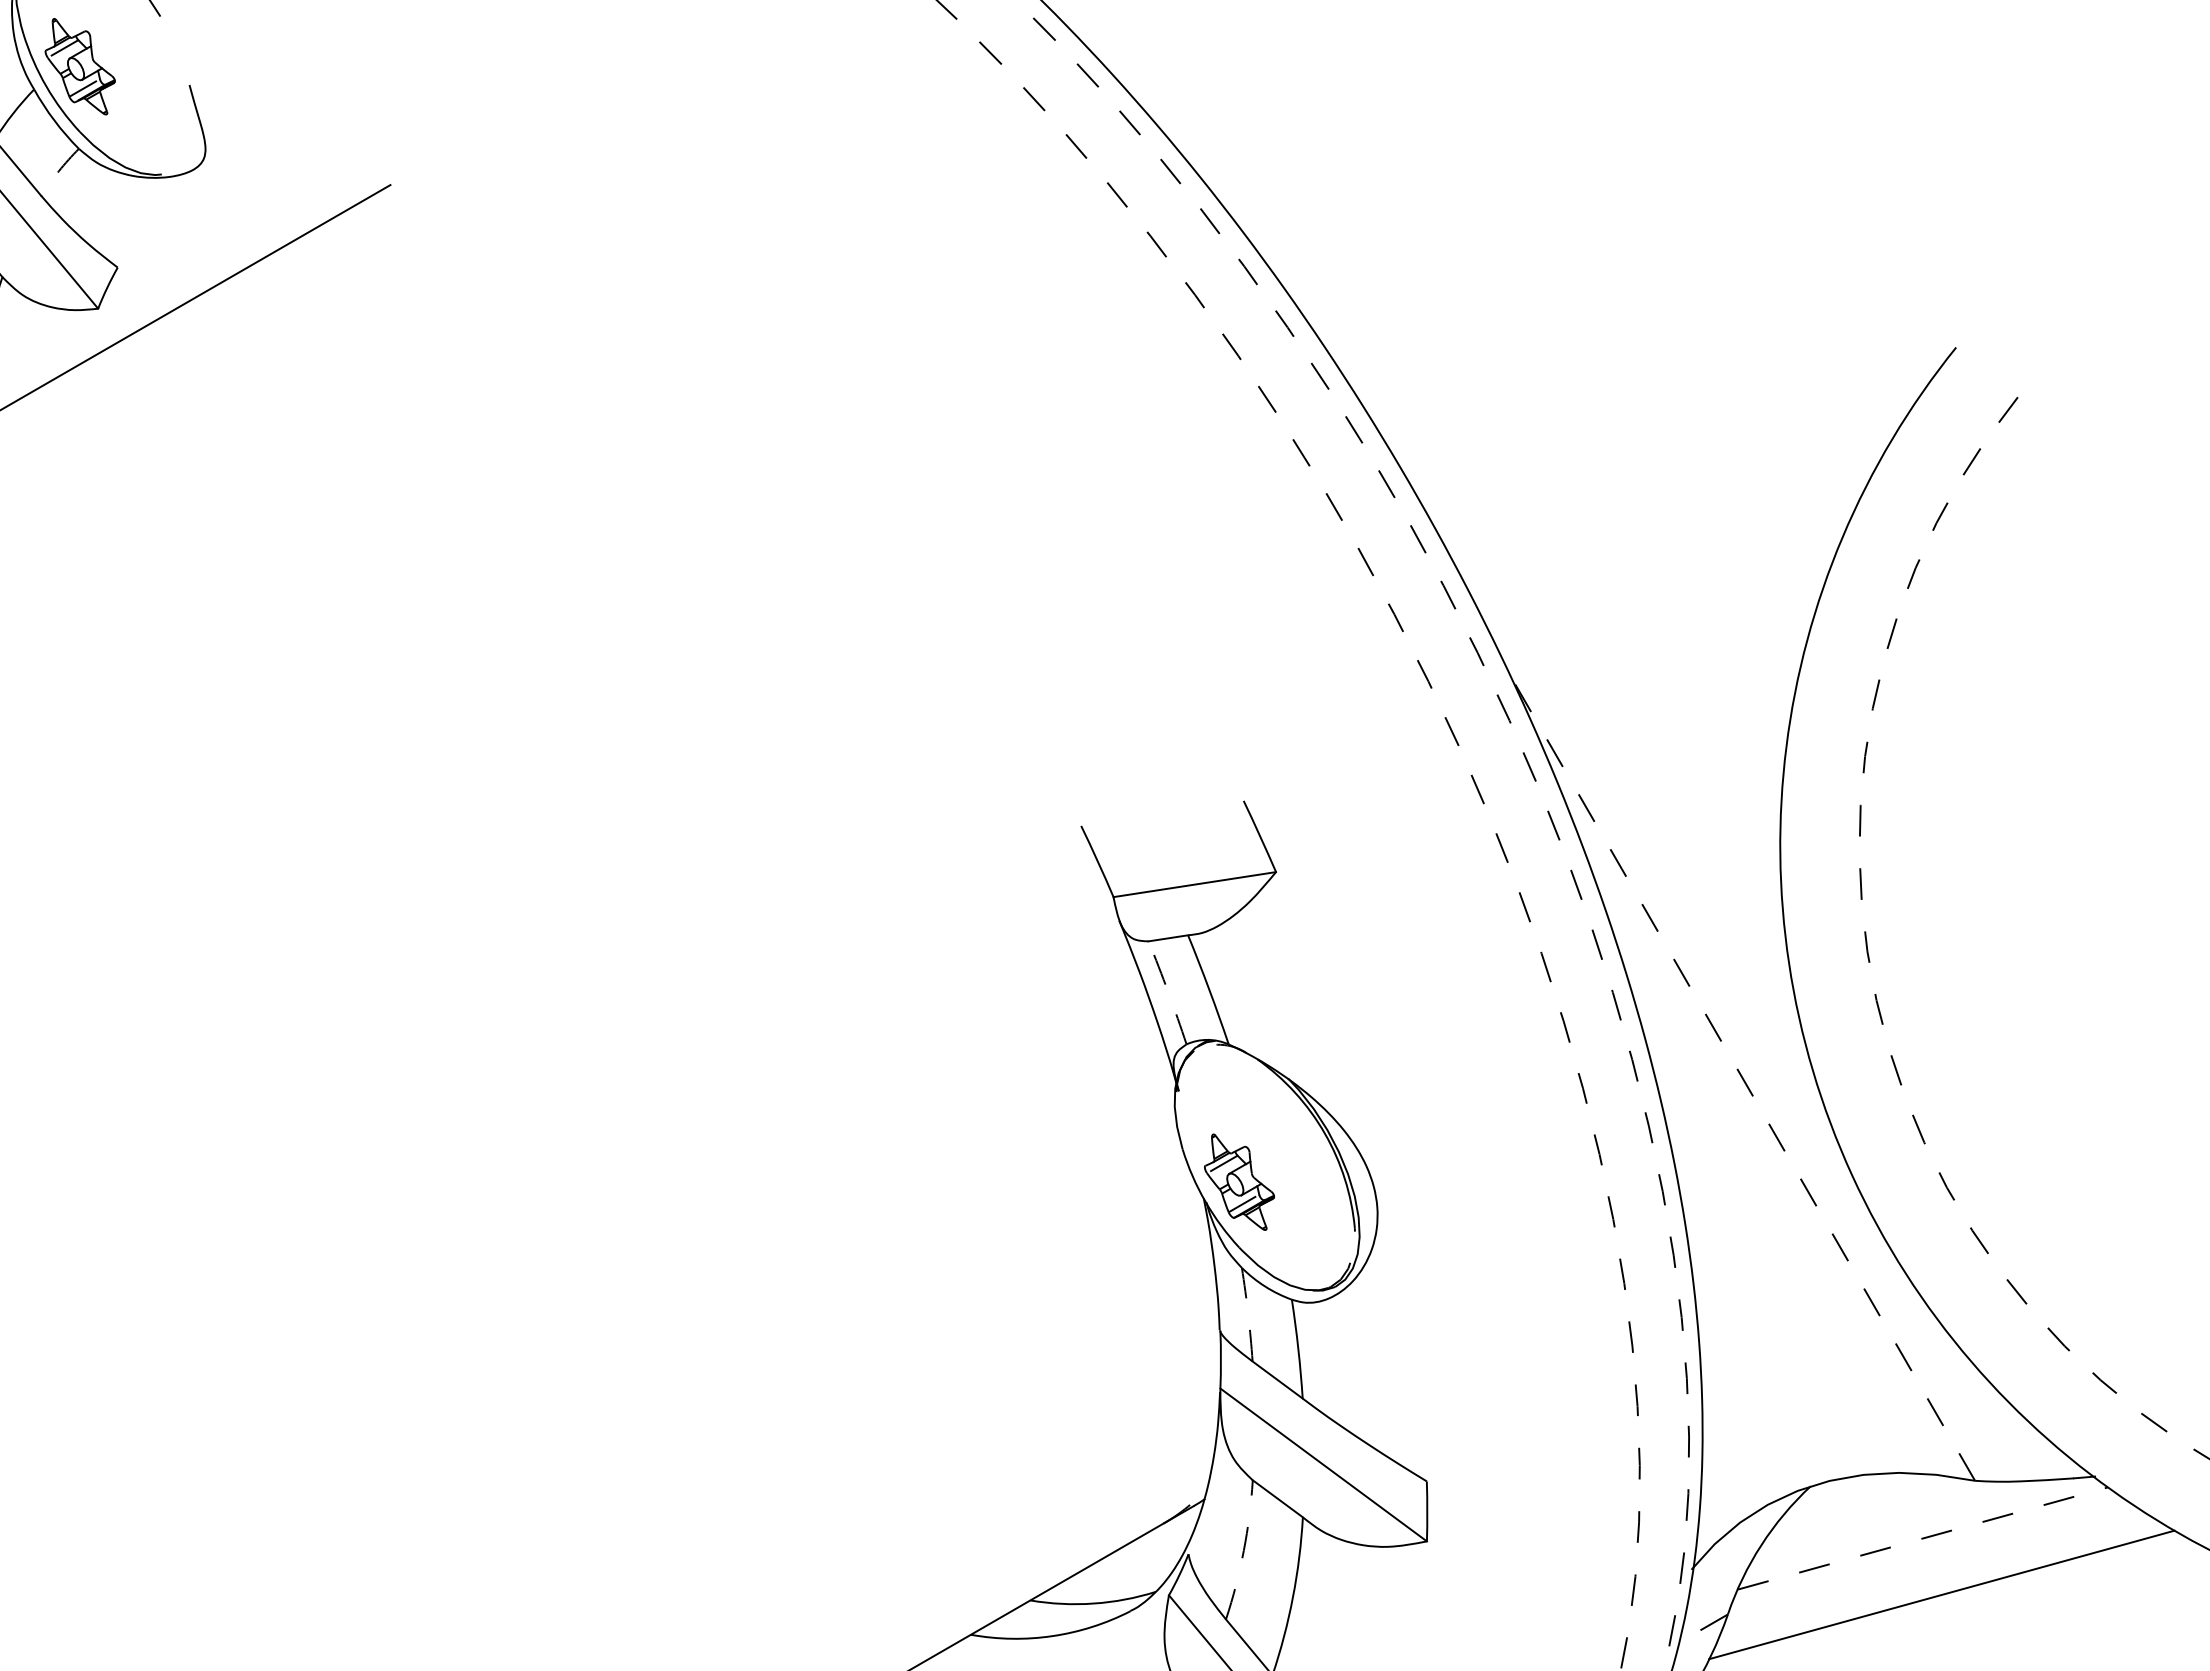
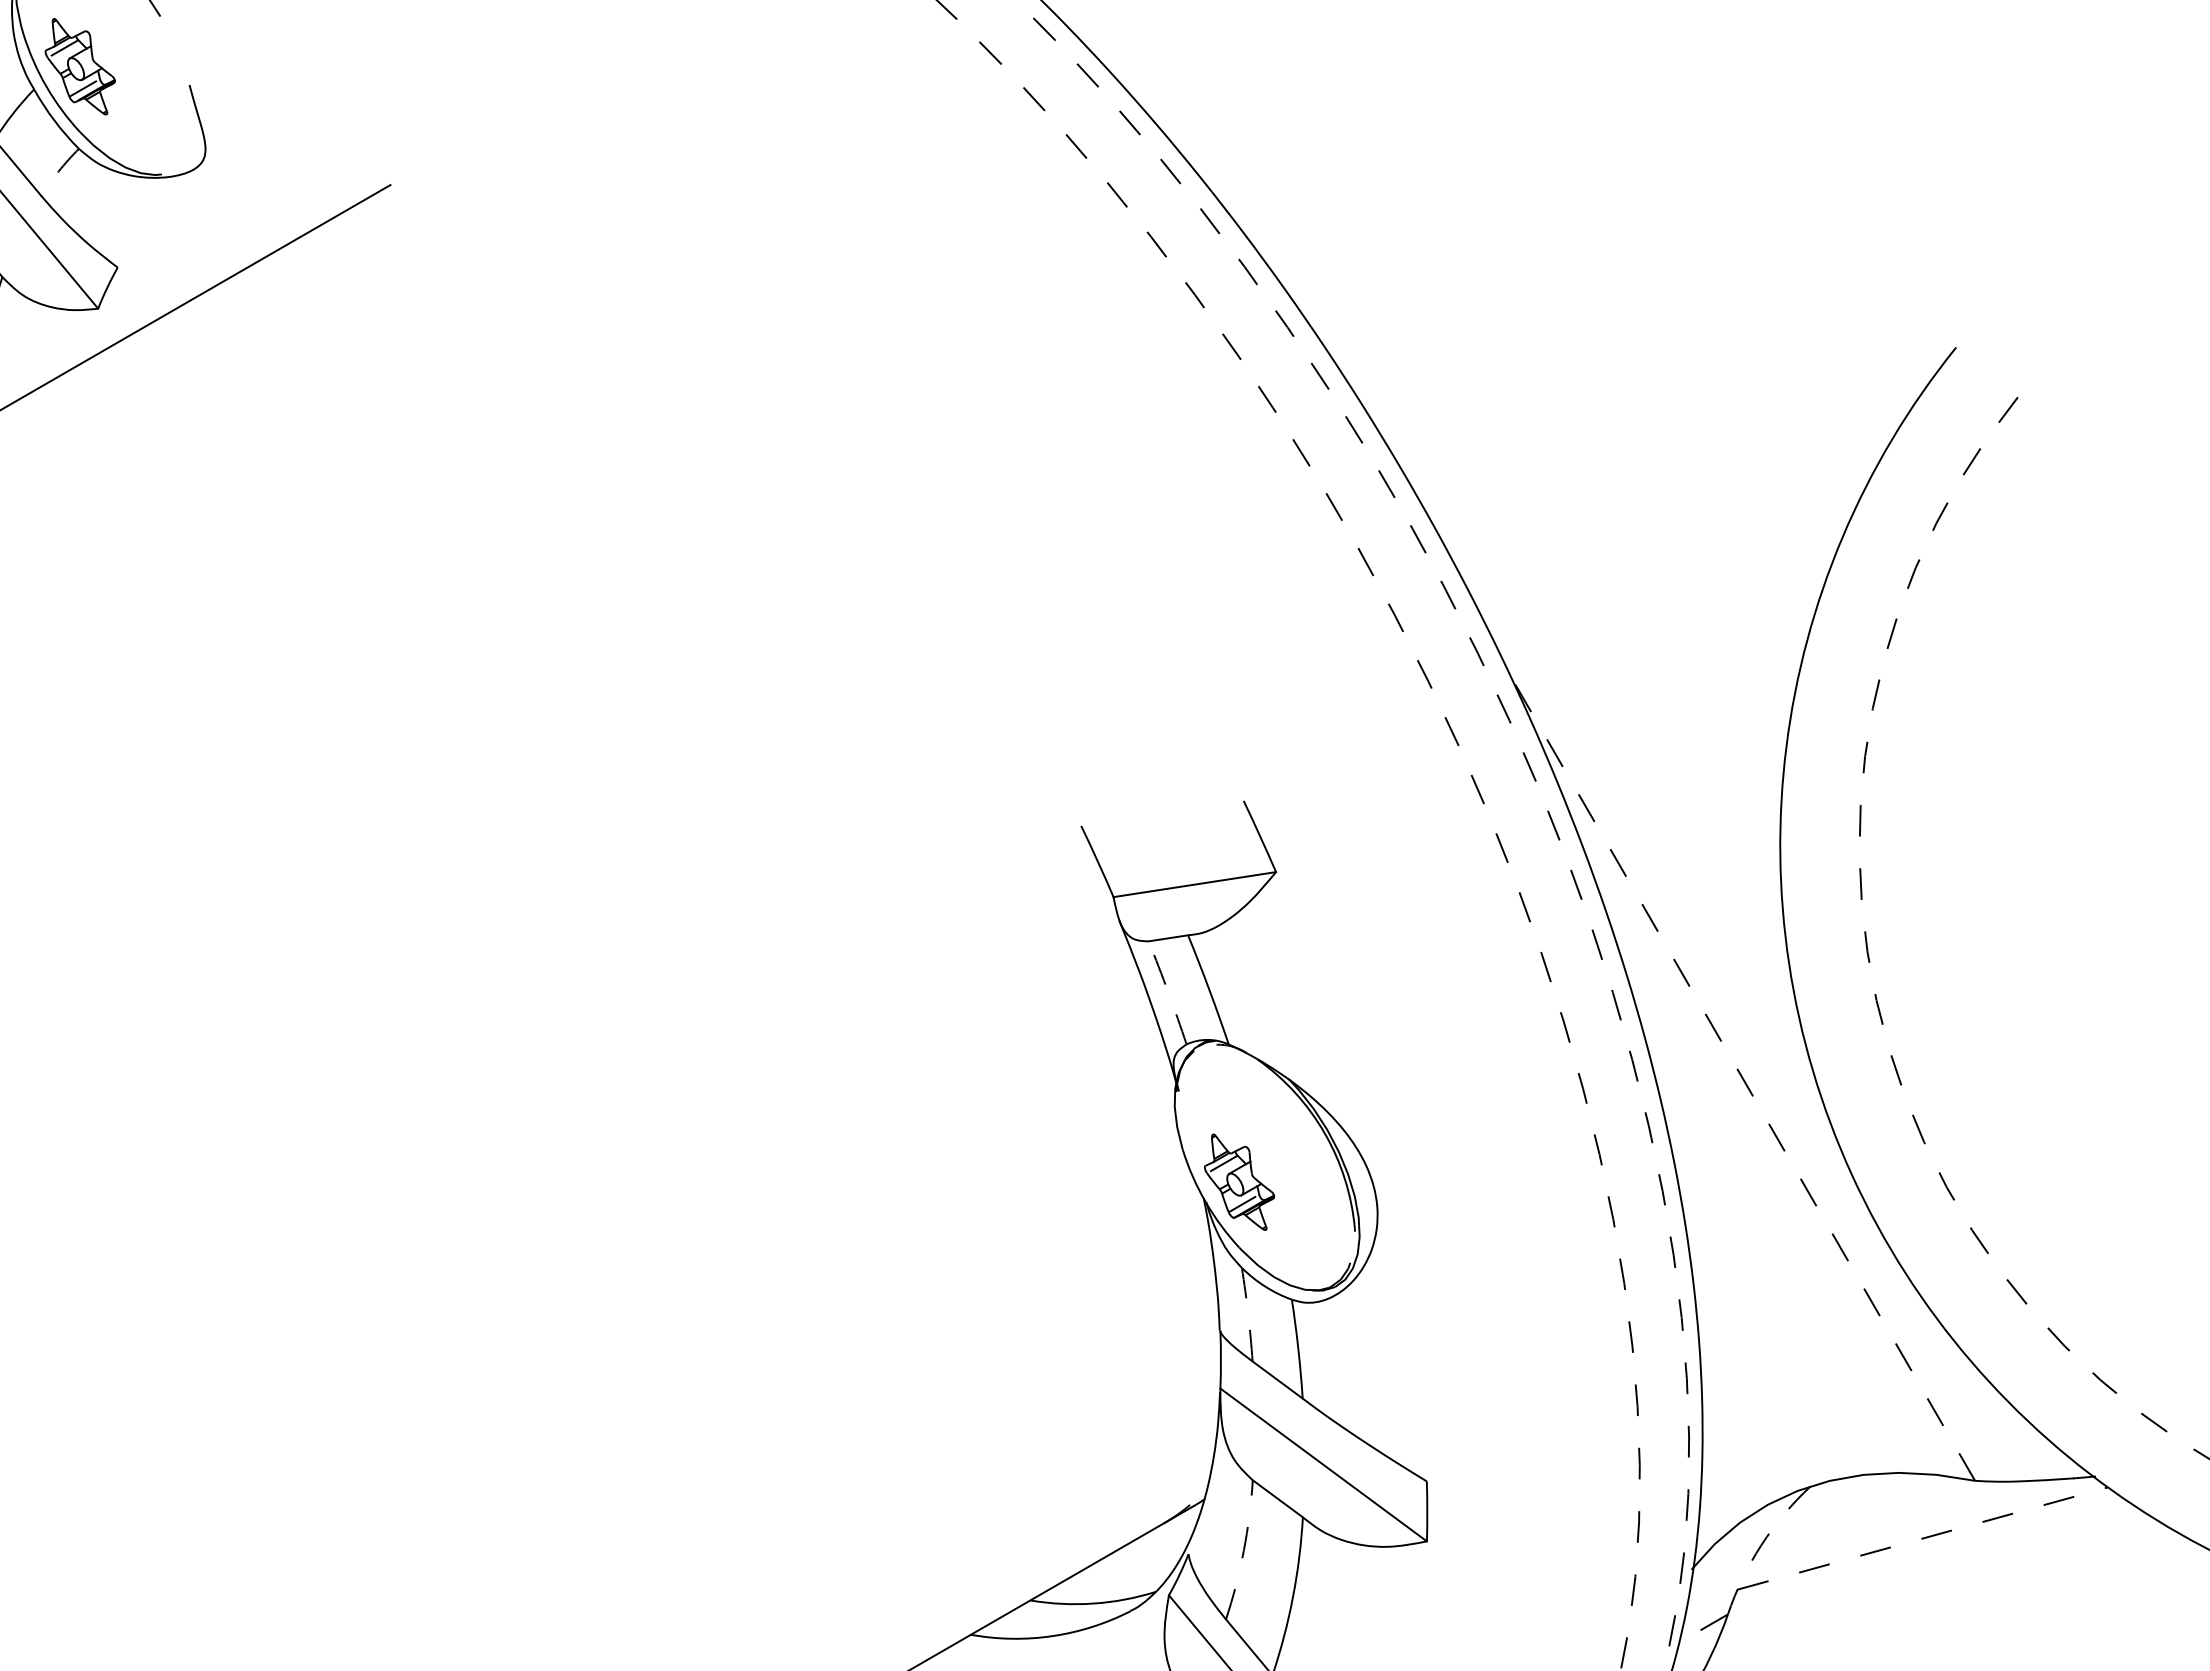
arc: solid -> dashed (1761, 1545)
line: present -> none (1941, 1594)
